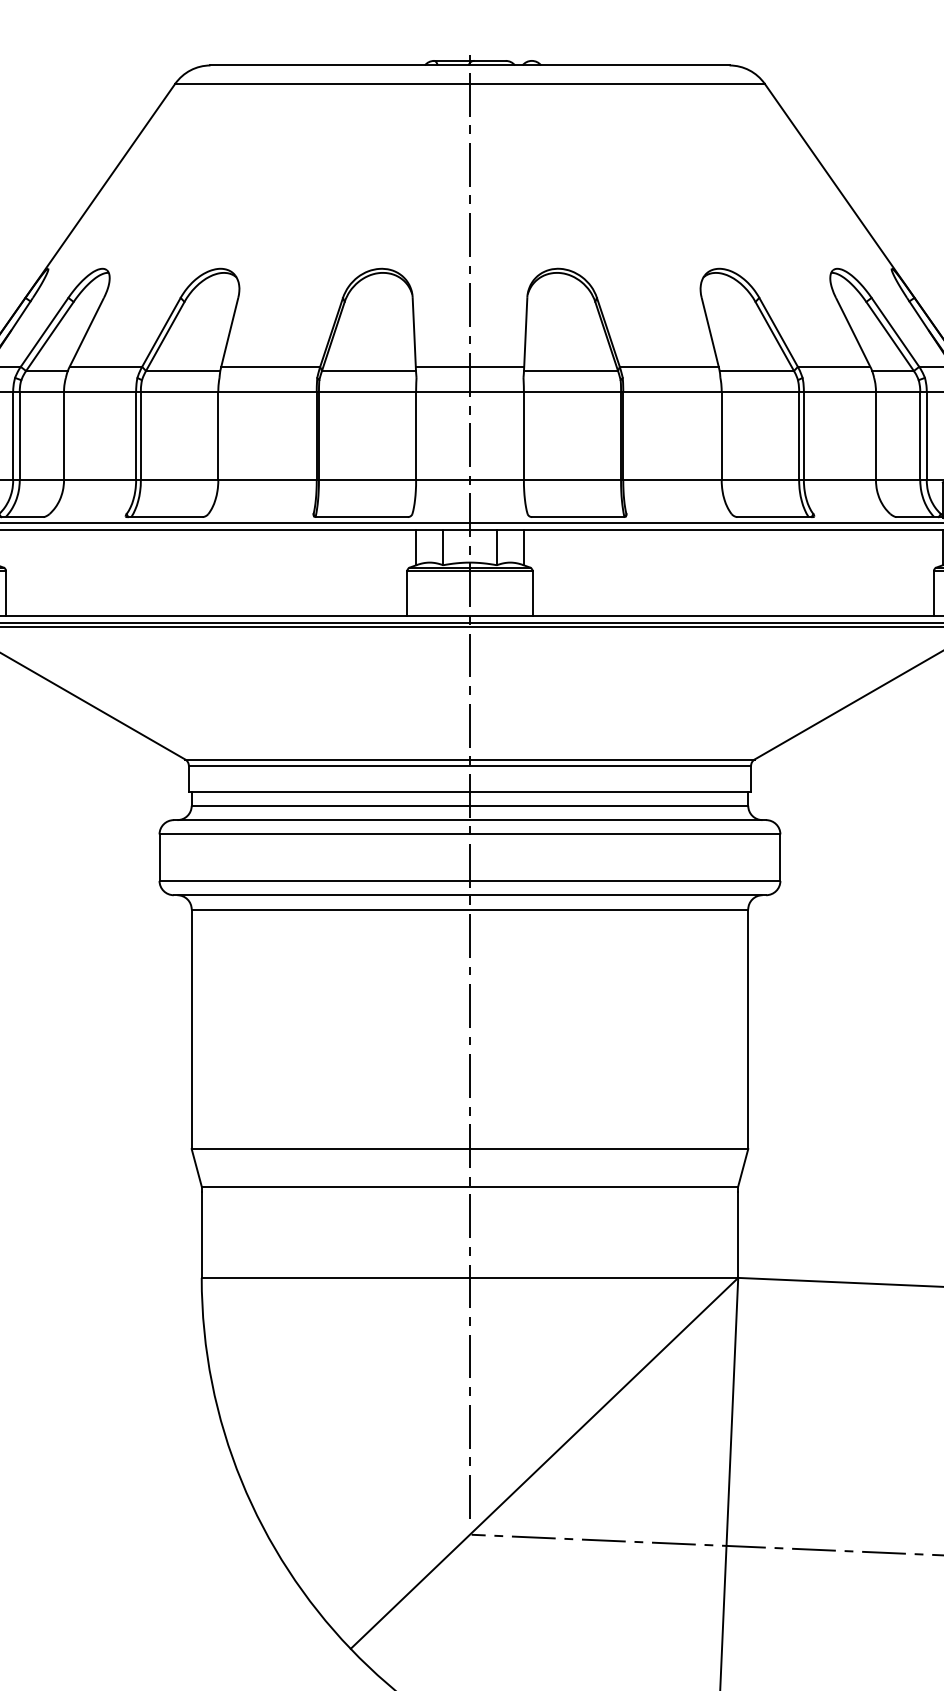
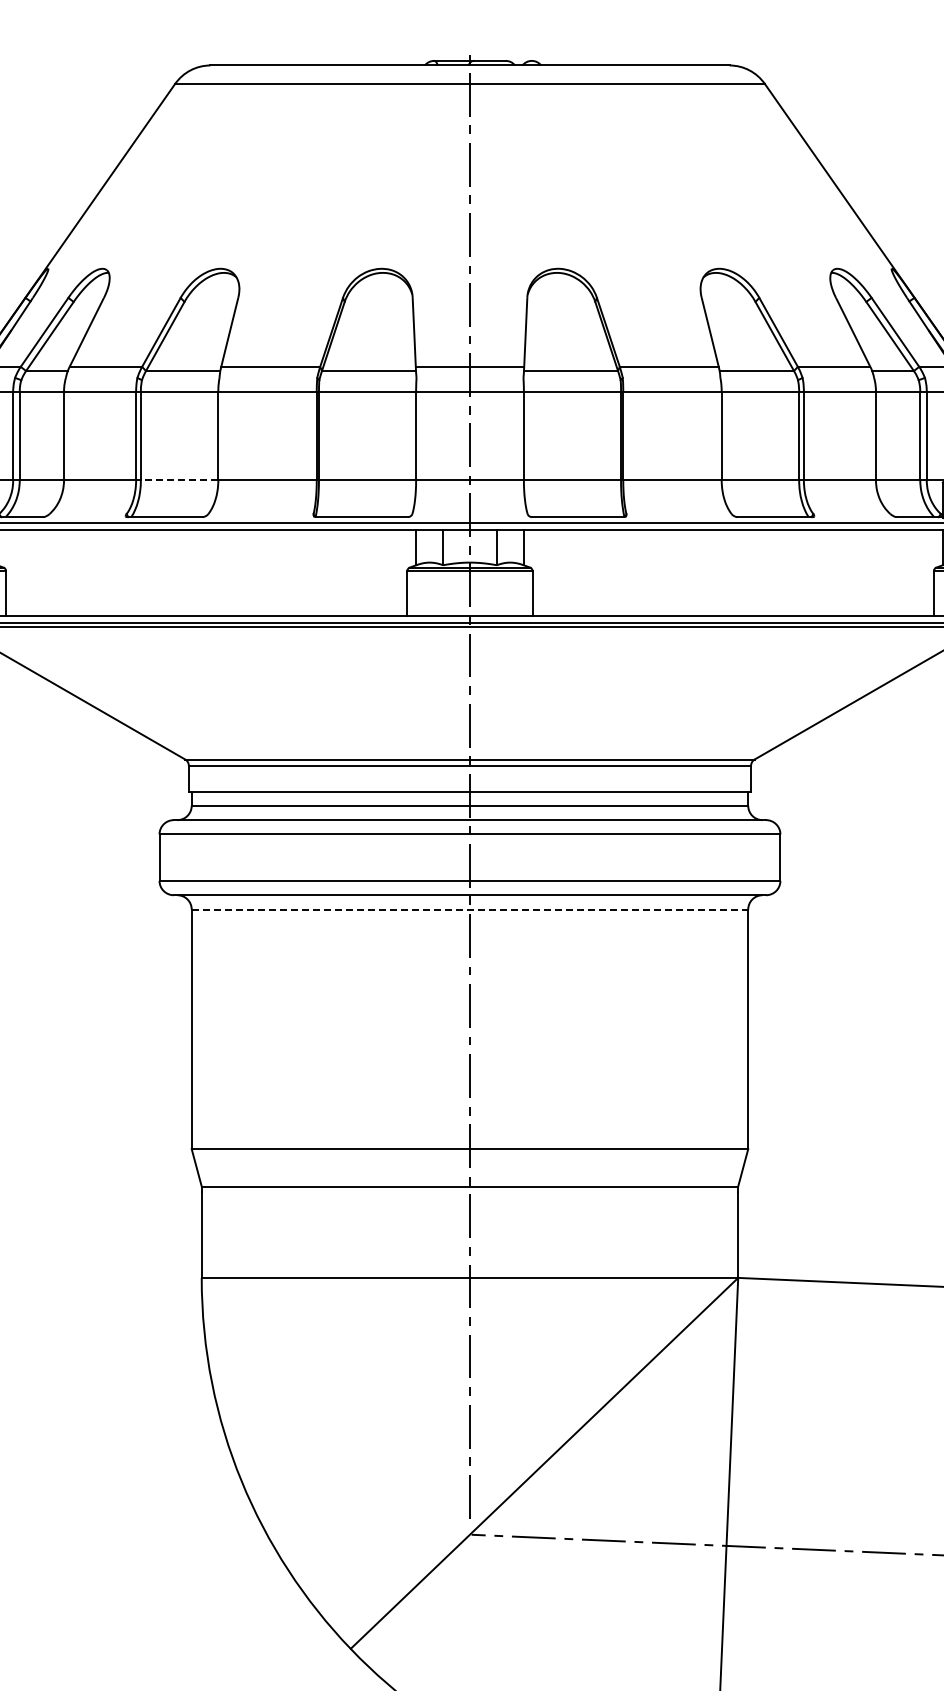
line: solid -> dashed (179, 480)
line: solid -> dashed (470, 909)
